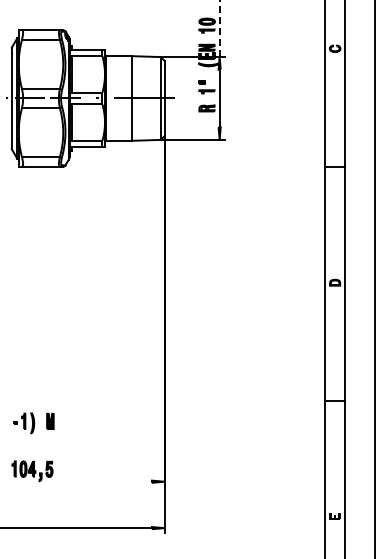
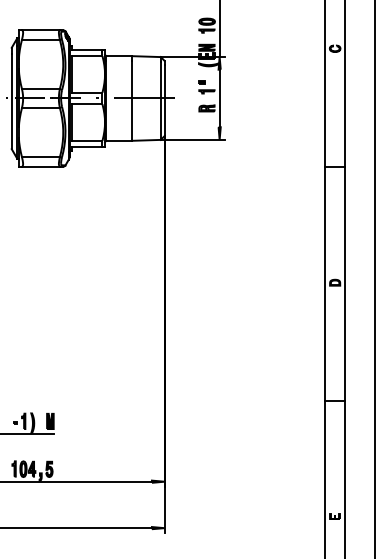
line: dashed -> solid (219, 28)
line: none -> present (28, 434)
line: none -> present (76, 481)
